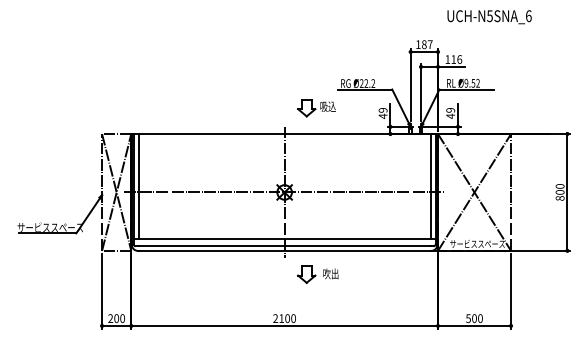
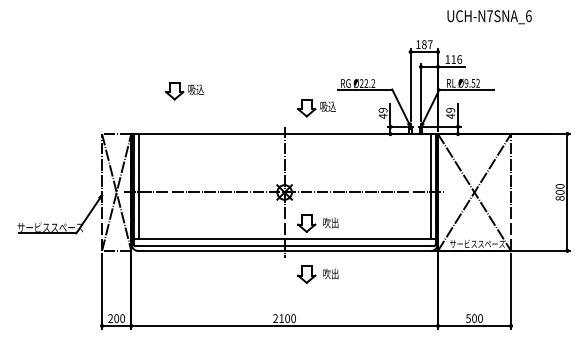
text: UCH-N5SNA_6 -> UCH-N7SNA_6 (489, 16)
part: none -> present (184, 91)
part: none -> present (317, 223)
